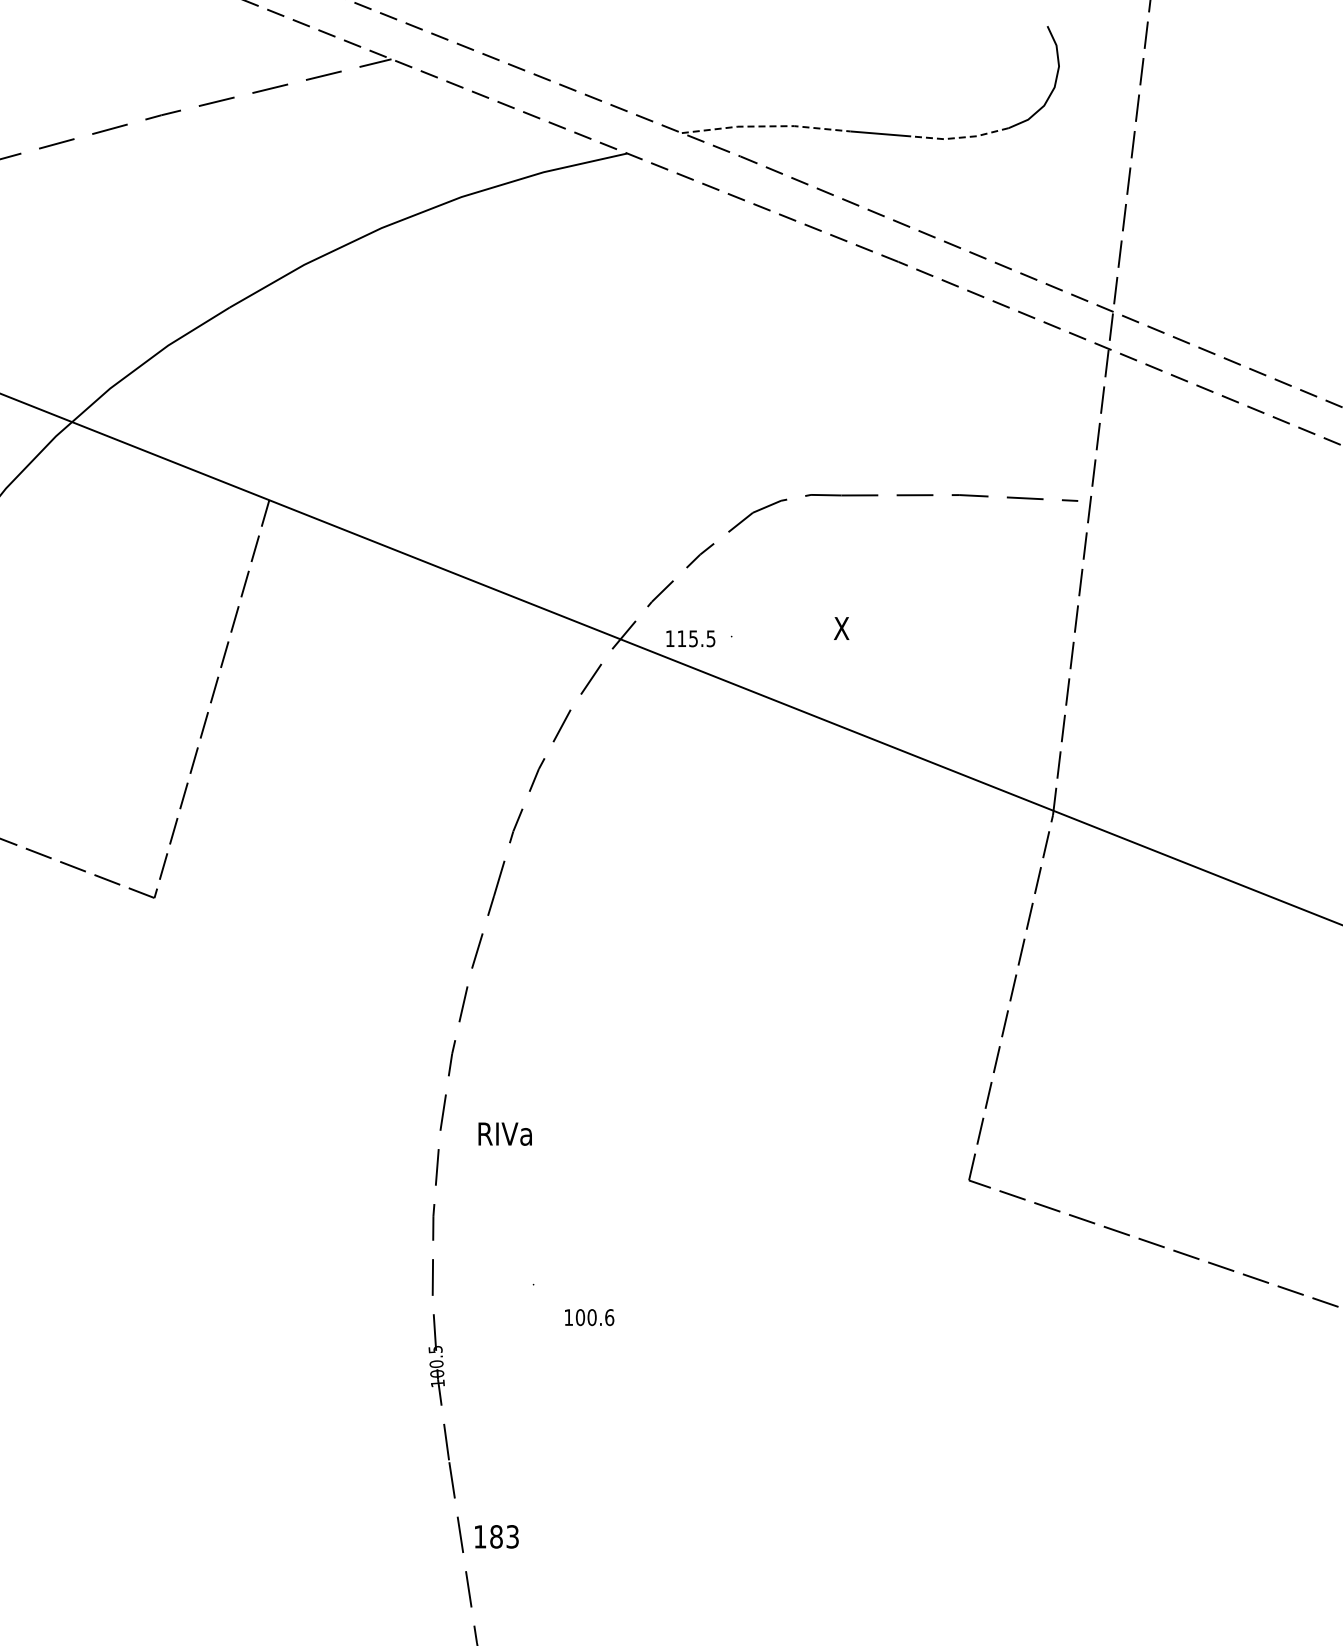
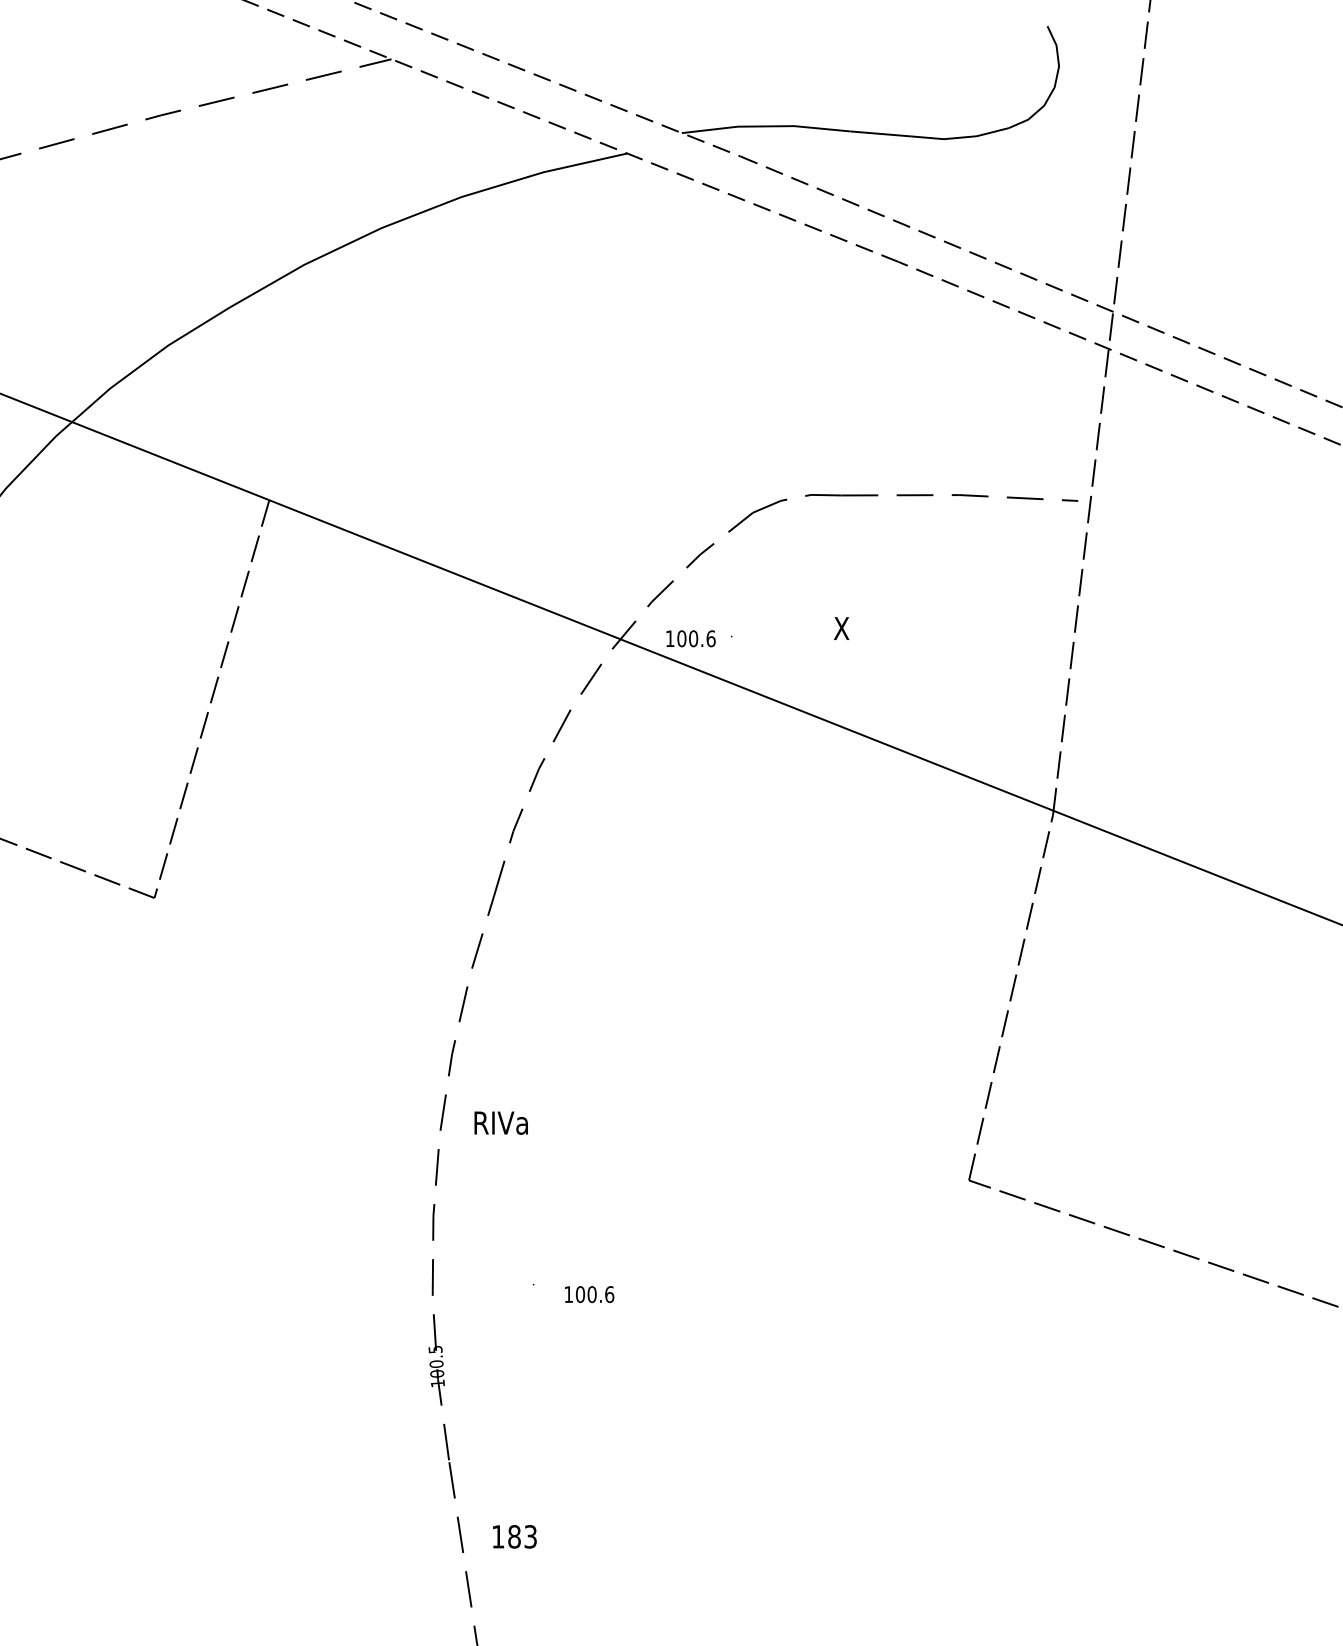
line: dashed -> solid (766, 126)
line: dashed -> solid (959, 137)
text: 115.5 -> 100.6 (696, 638)
text position: (504, 1133) -> (500, 1122) (500, 1122)
text position: (589, 1317) -> (589, 1294) (589, 1294)
text position: (496, 1536) -> (514, 1536) (514, 1536)
